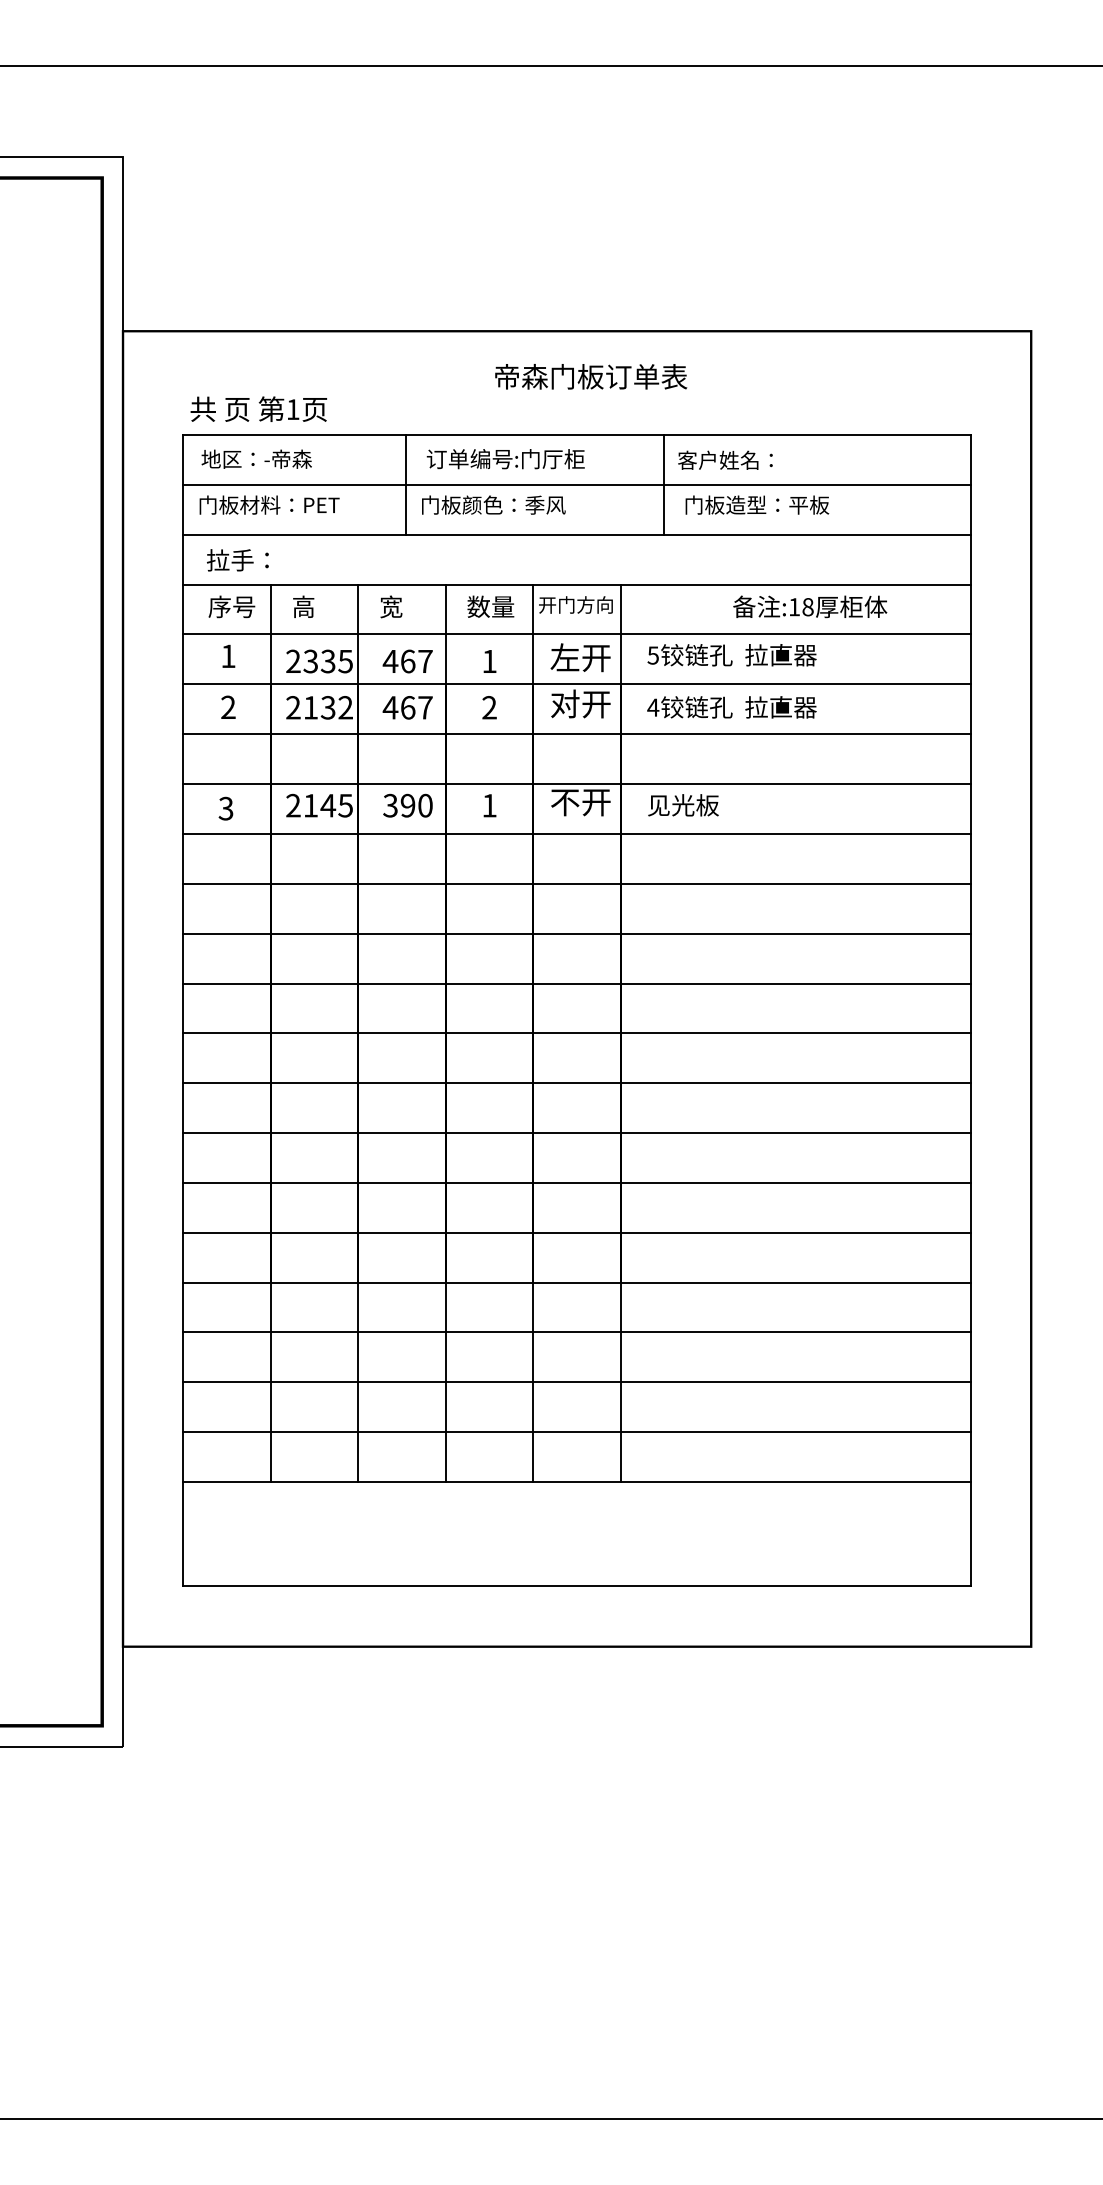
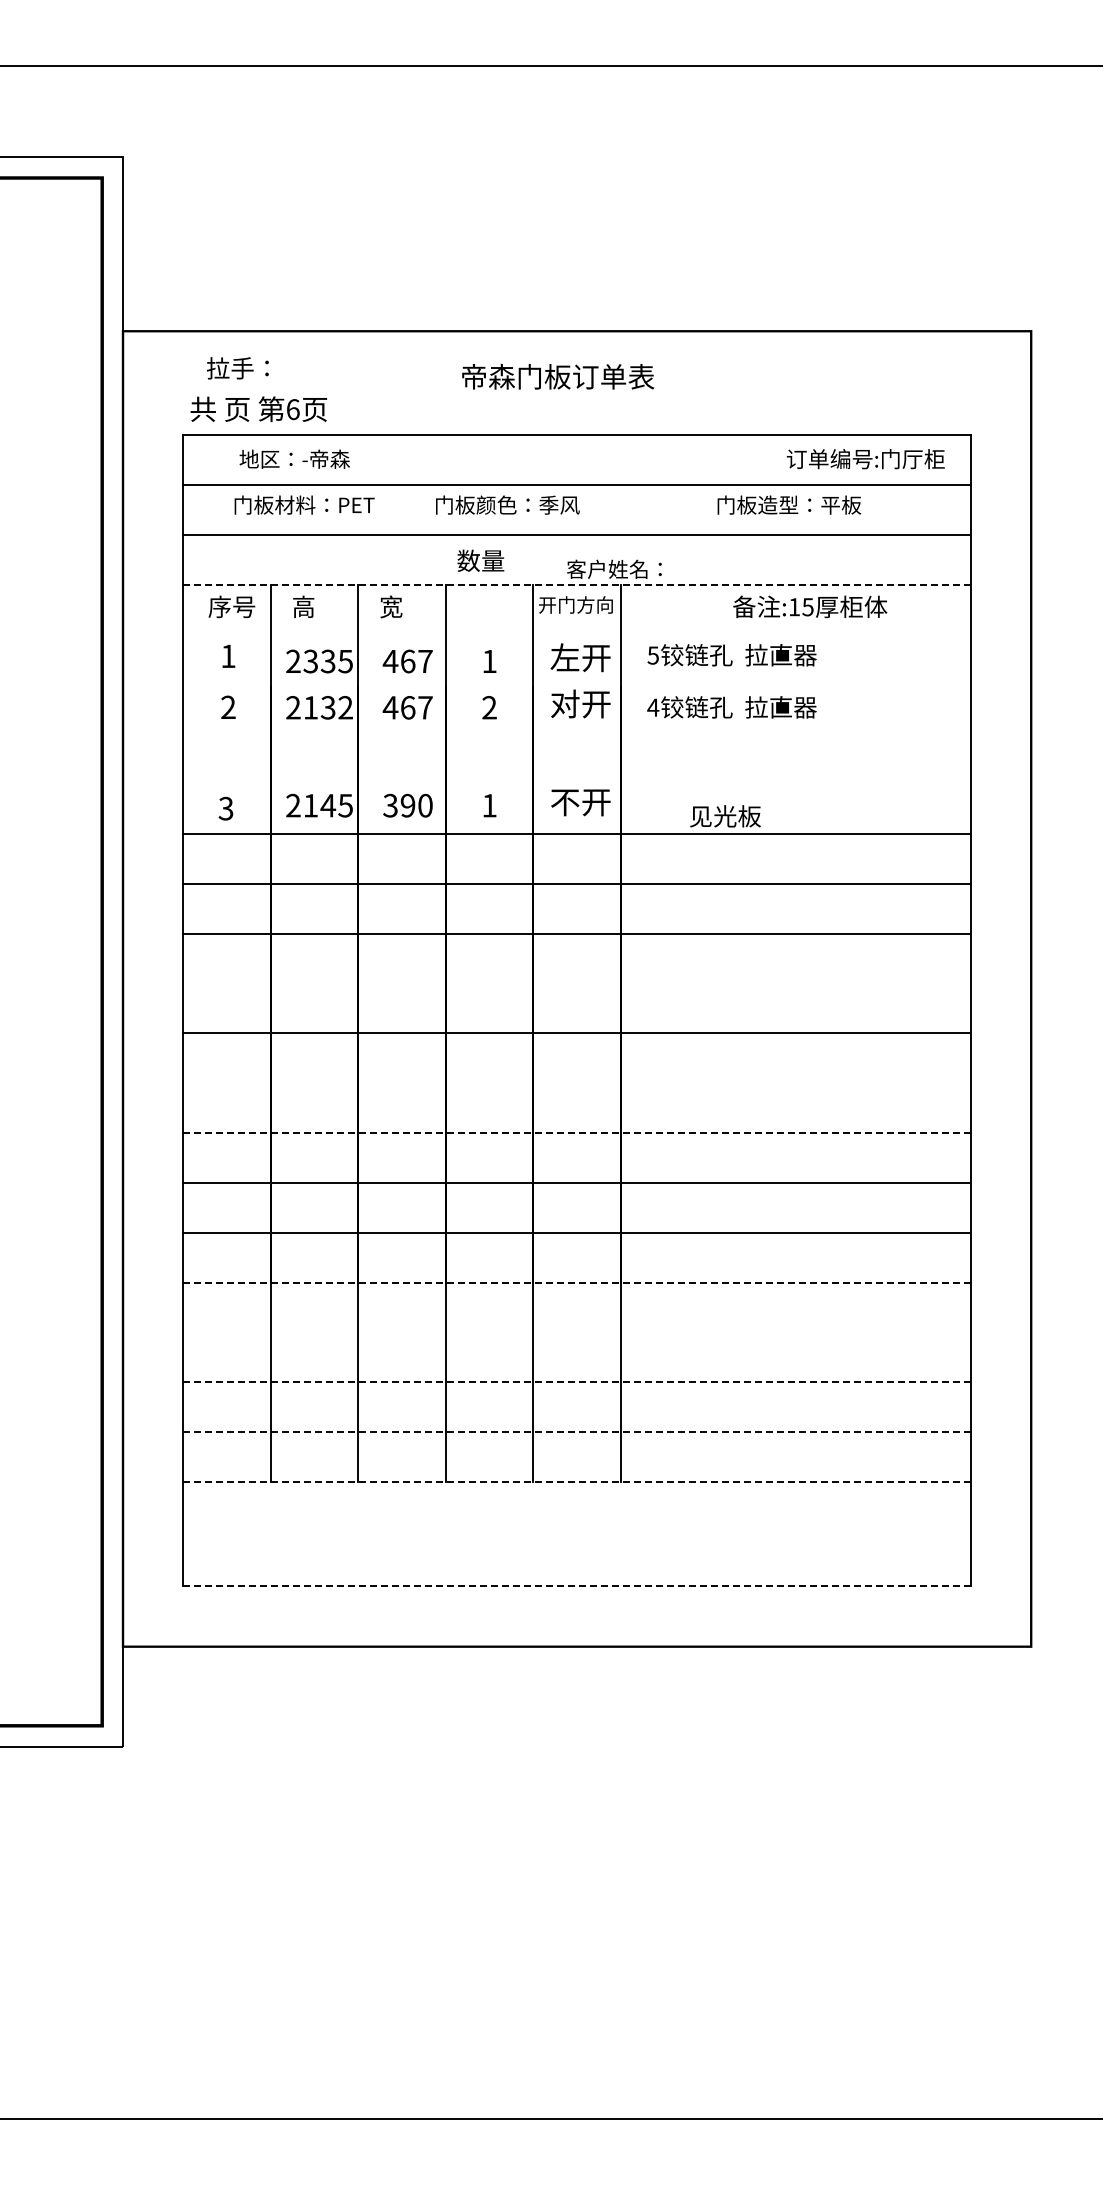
text position: (591, 376) -> (558, 376) (558, 376)
text: 1 -> 6 (293, 409)
text position: (256, 458) -> (294, 458) (294, 458)
text position: (505, 459) -> (865, 459) (865, 459)
text position: (725, 459) -> (614, 568) (614, 568)
line: present -> none (406, 484)
line: present -> none (664, 484)
text position: (269, 504) -> (304, 504) (304, 504)
text position: (493, 504) -> (507, 504) (507, 504)
text position: (757, 504) -> (789, 504) (789, 504)
text position: (237, 560) -> (237, 368) (237, 368)
line: solid -> dashed (577, 584)
text position: (490, 606) -> (480, 560) (480, 560)
text: 18 -> 15 (807, 607)
line: present -> none (576, 634)
line: present -> none (576, 684)
line: present -> none (576, 734)
line: present -> none (576, 784)
text position: (683, 805) -> (725, 816) (725, 816)
line: present -> none (576, 983)
line: present -> none (576, 1083)
line: solid -> dashed (577, 1132)
line: solid -> dashed (577, 1282)
line: present -> none (576, 1332)
line: solid -> dashed (577, 1382)
line: solid -> dashed (577, 1432)
line: solid -> dashed (577, 1481)
line: solid -> dashed (577, 1585)
